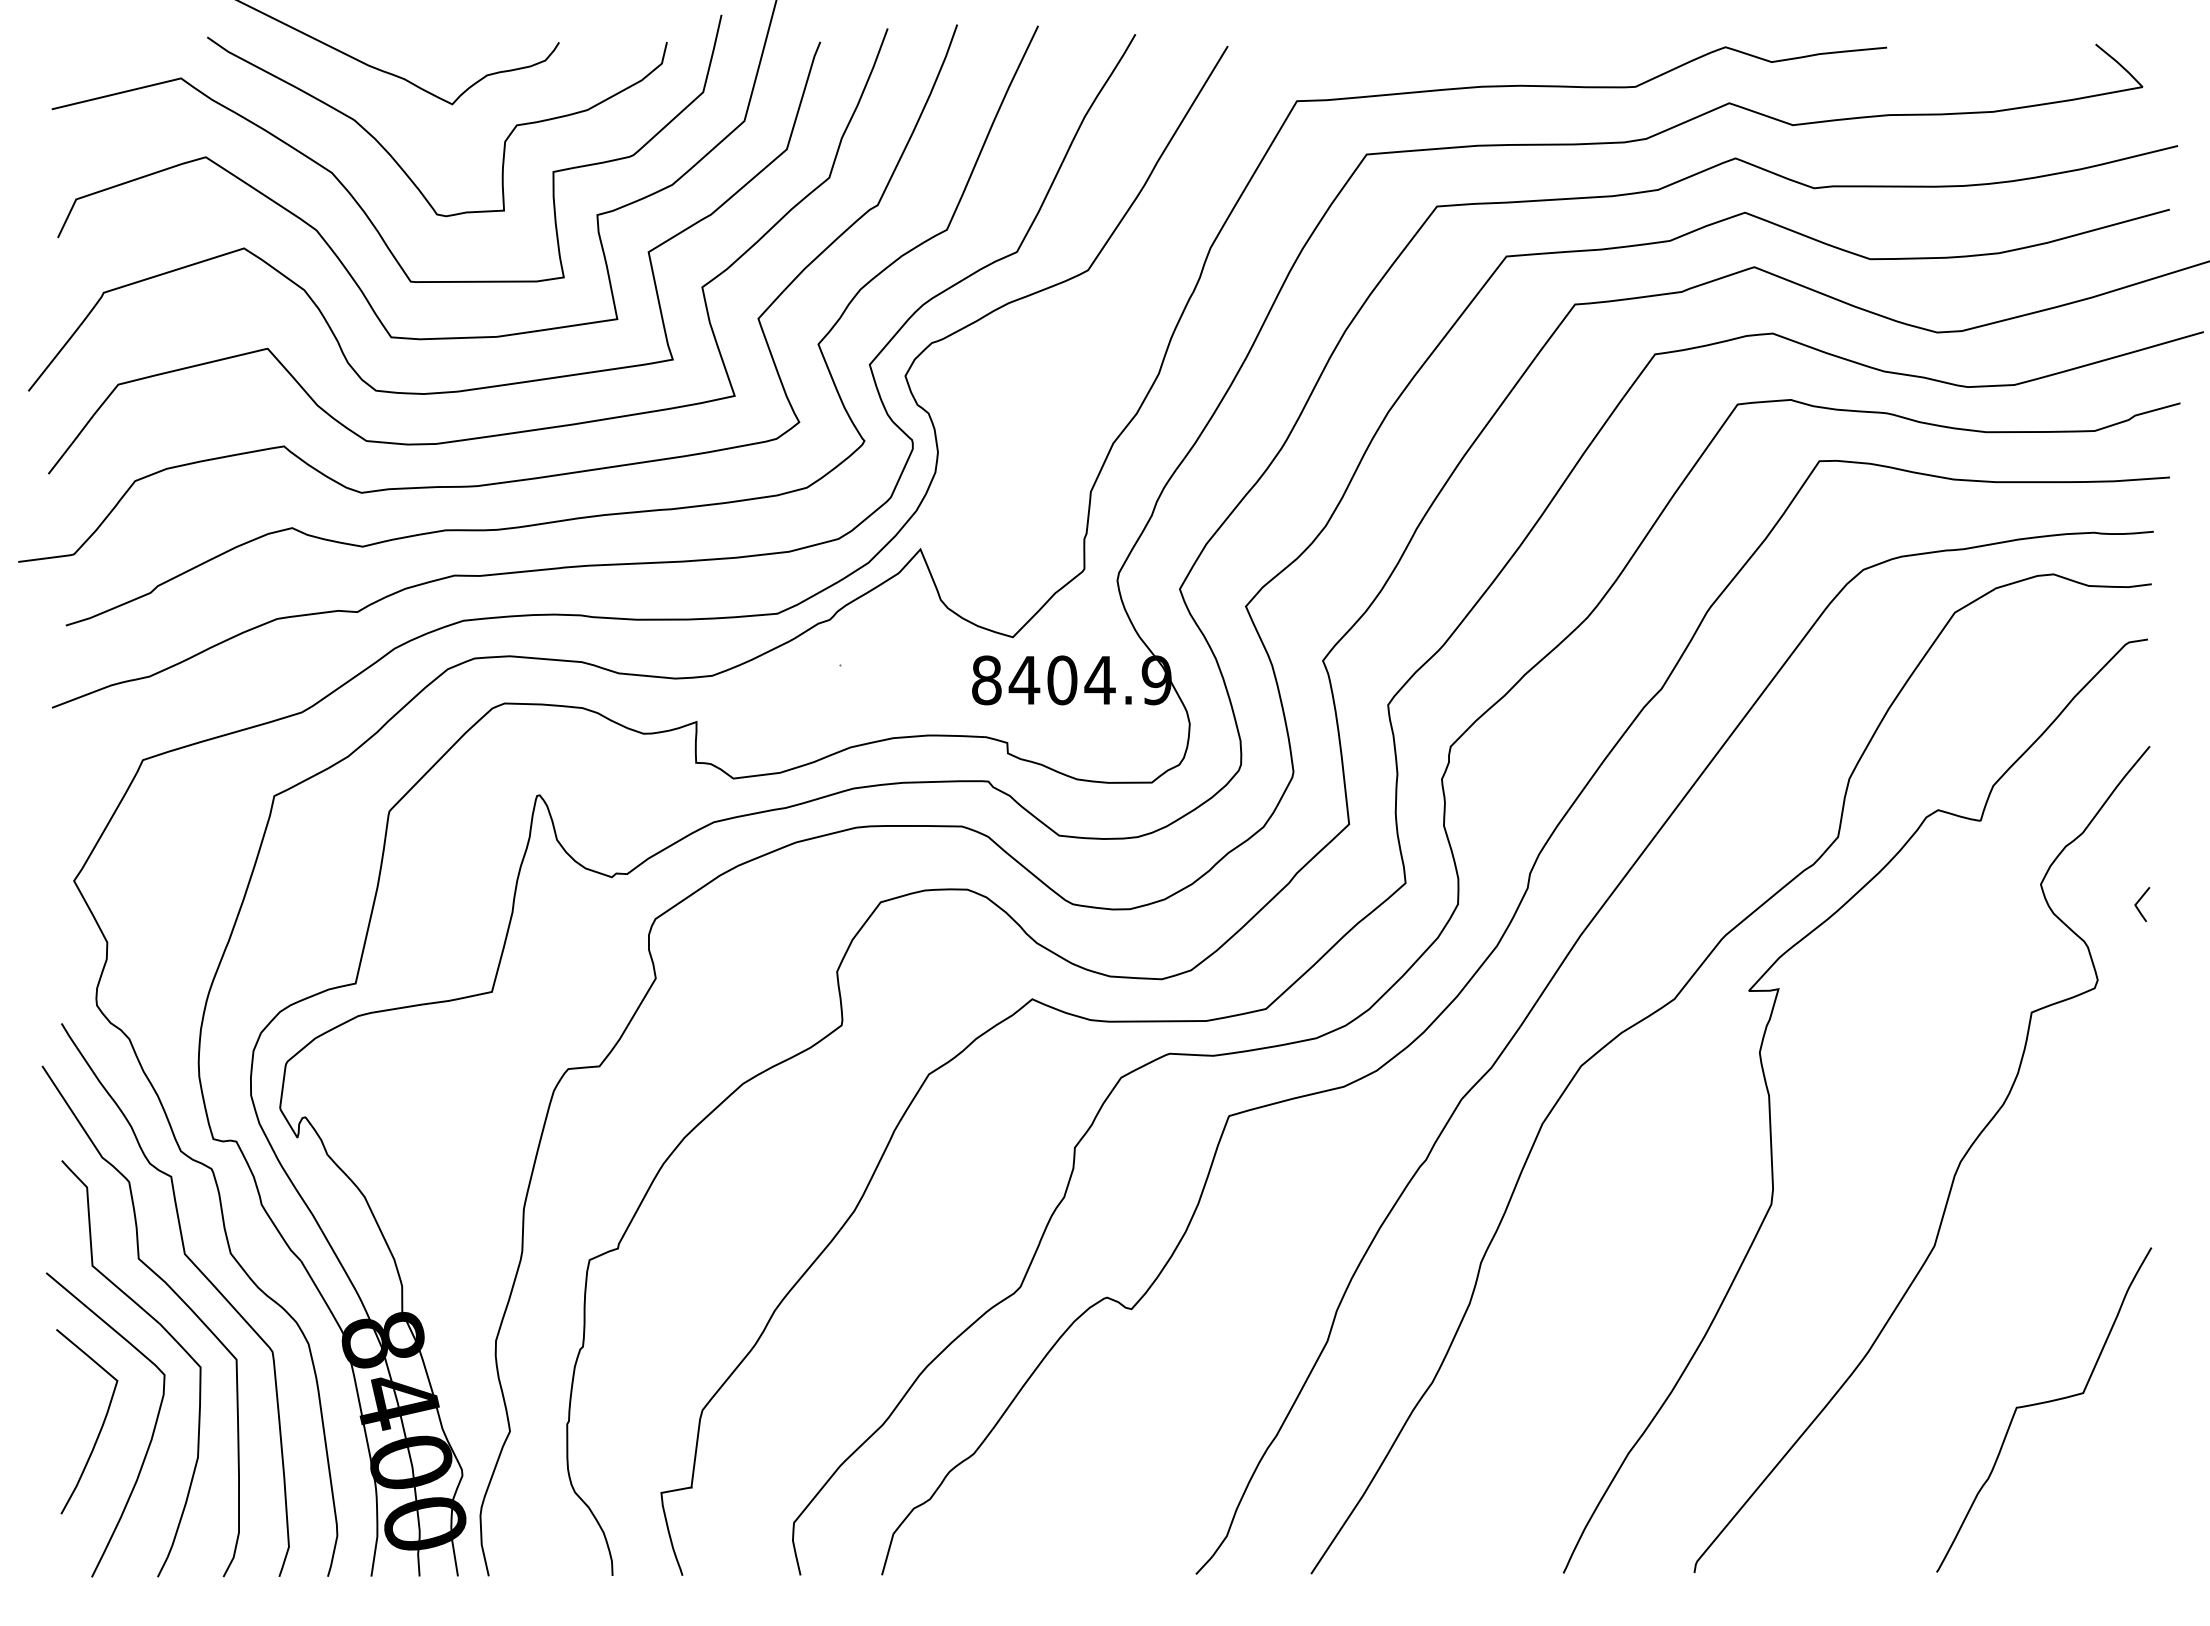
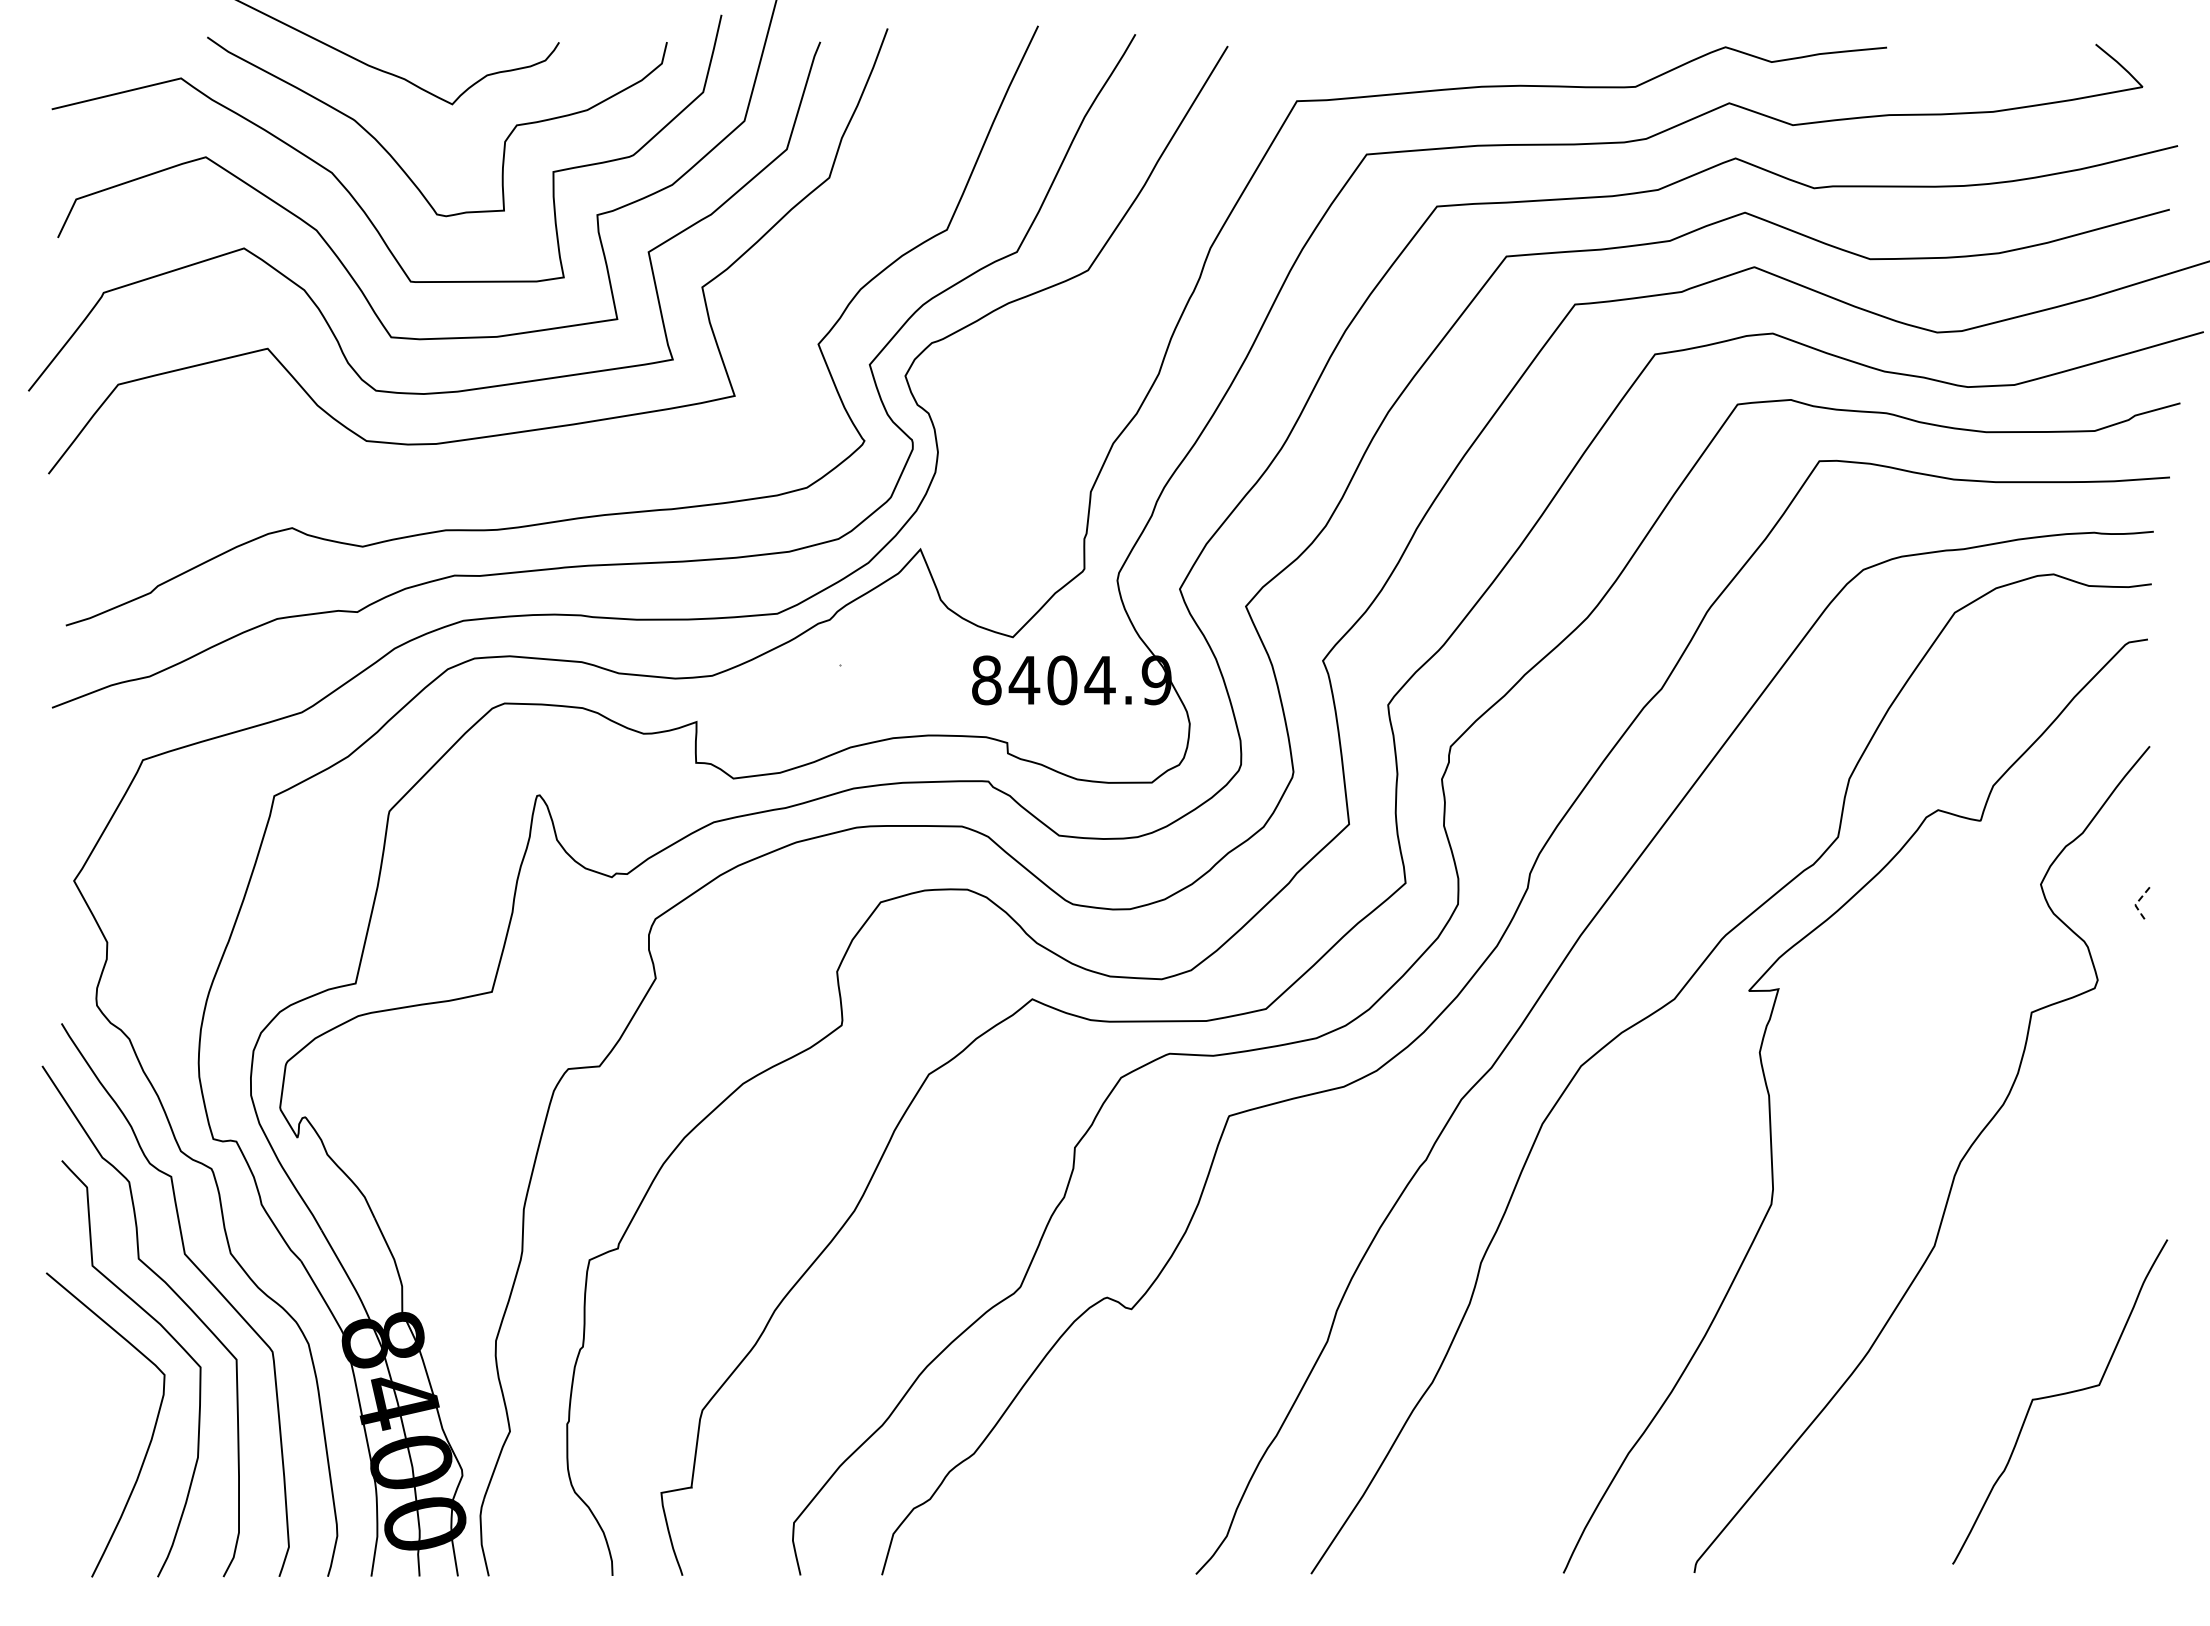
curve: present -> none (509, 480)
line: solid -> dashed (2135, 905)
curve position: (2041, 1404) -> (2057, 1396) (2057, 1396)
curve: present -> none (101, 1425)
